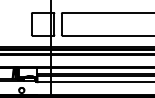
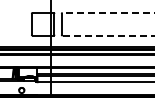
line: solid -> dashed (108, 12)
line: solid -> dashed (108, 35)
